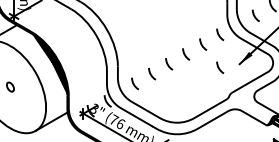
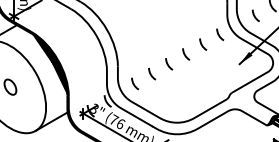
curve: present -> none (219, 67)
part size: 9x12 px -> 15x18 px (10, 86)
